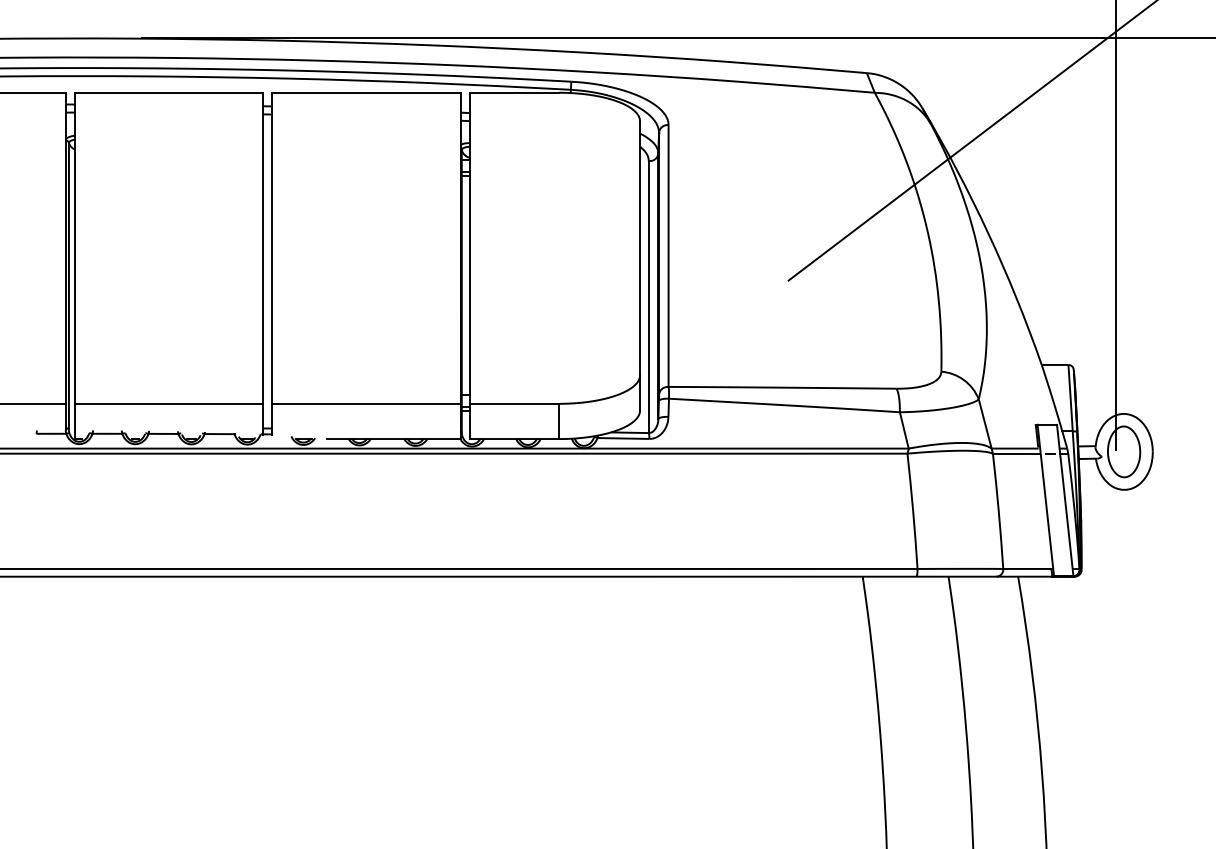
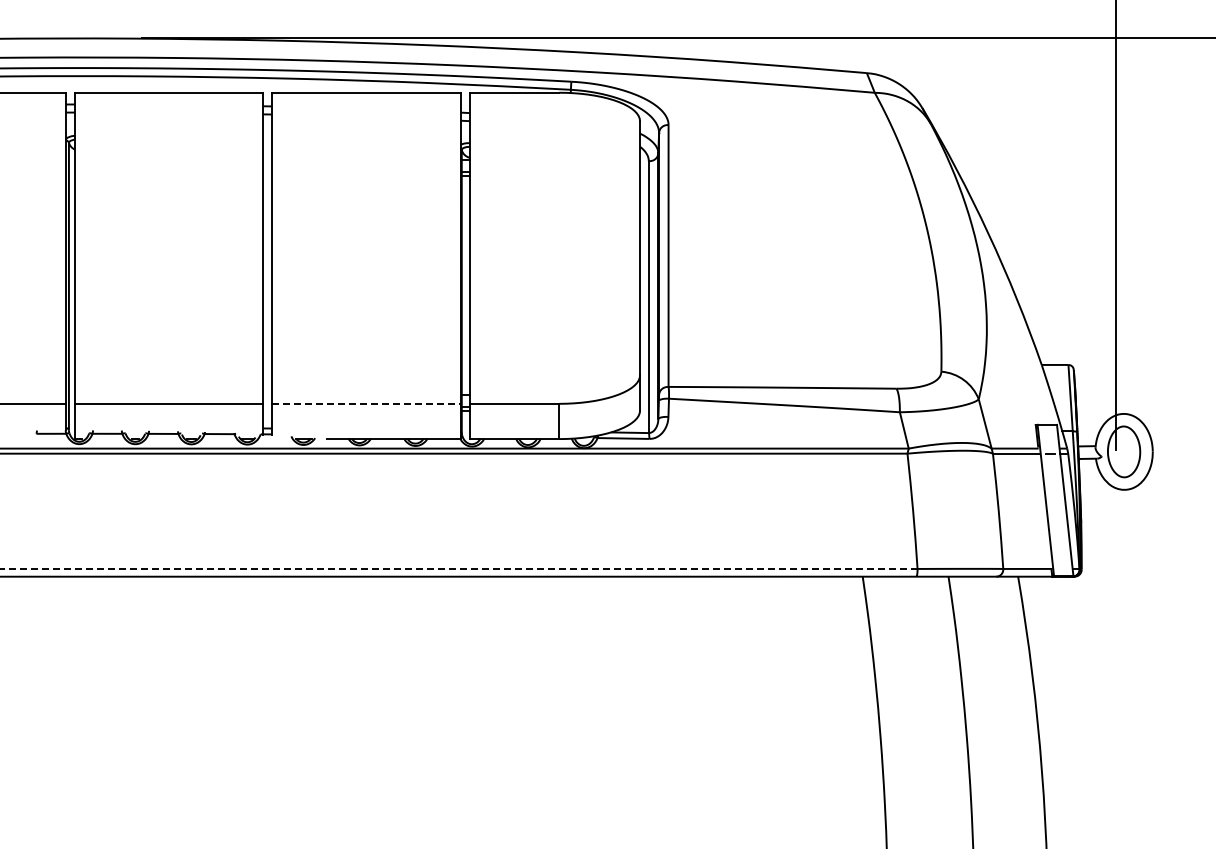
line: present -> none (971, 141)
line: solid -> dashed (366, 403)
line: solid -> dashed (458, 568)
